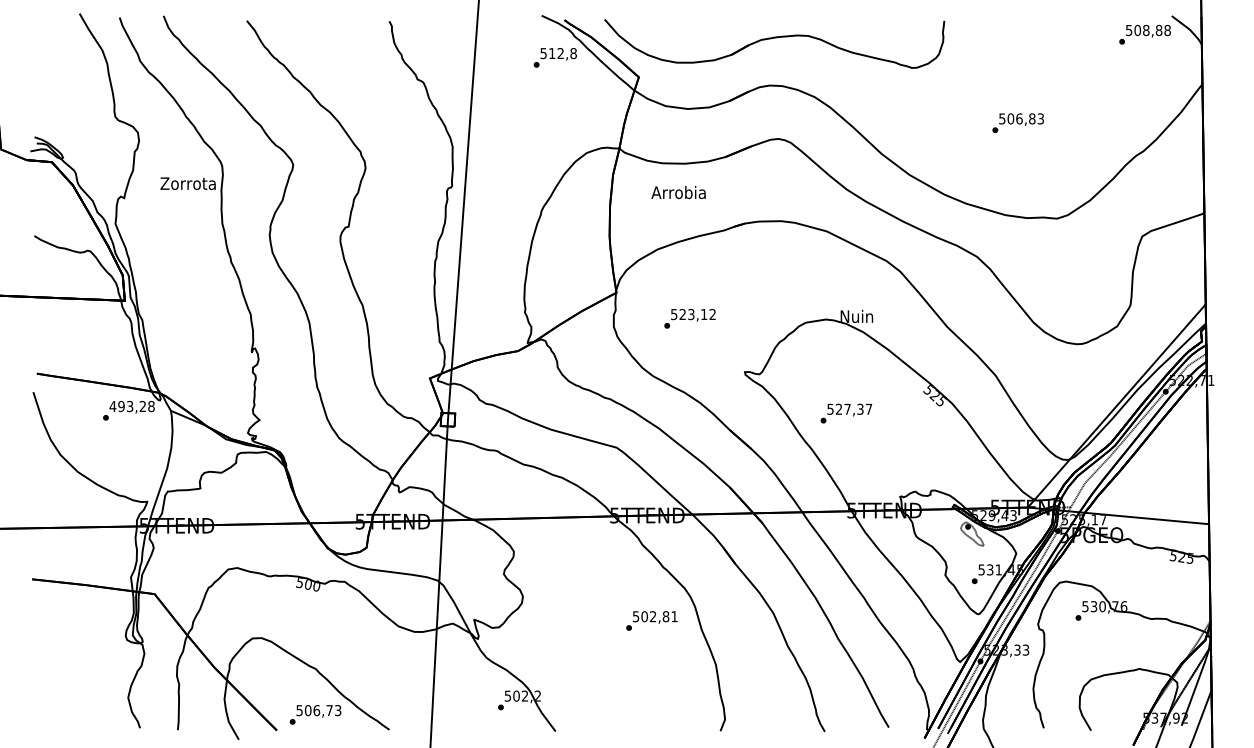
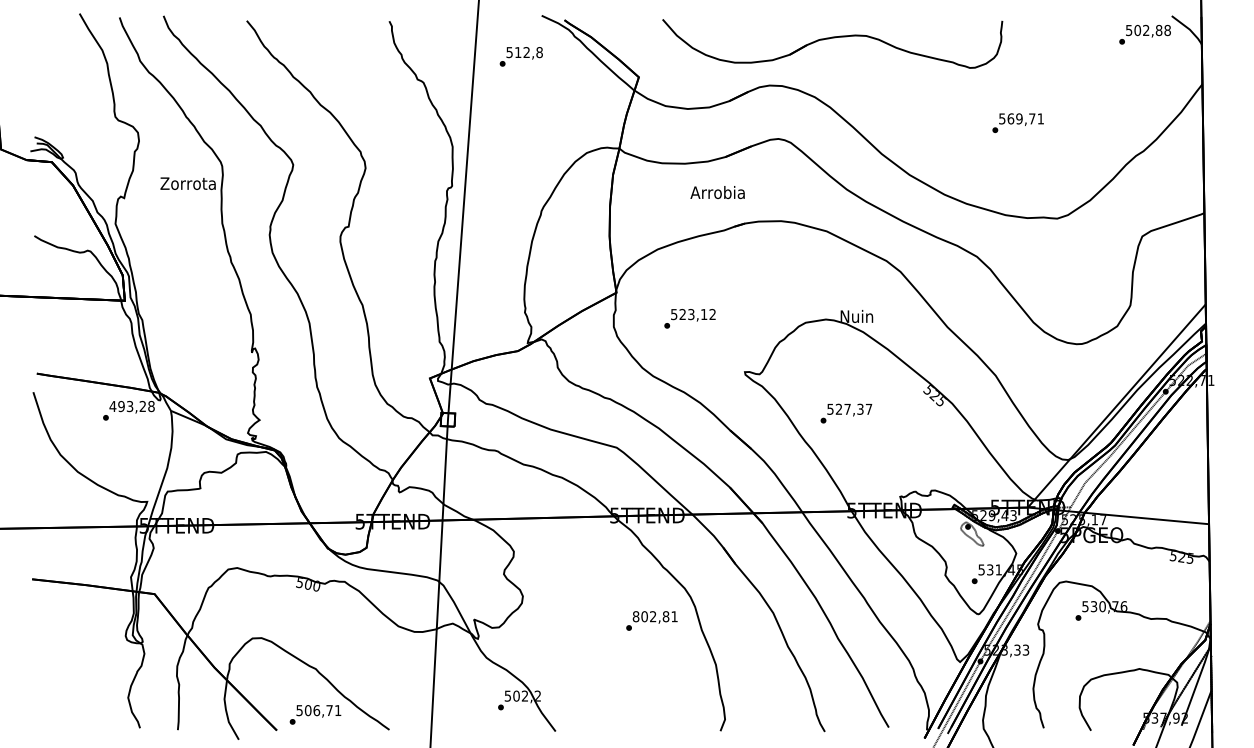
text: 508,88 -> 502,88 (1146, 30)
part position: (774, 43) -> (832, 43) (832, 43)
text position: (554, 57) -> (520, 56) (520, 56)
text: 506,83 -> 569,71 (1025, 118)
text position: (678, 192) -> (717, 192) (717, 192)
text: 502,81 -> 802,81 (635, 616)
text: 506,73 -> 506,71 (338, 710)
